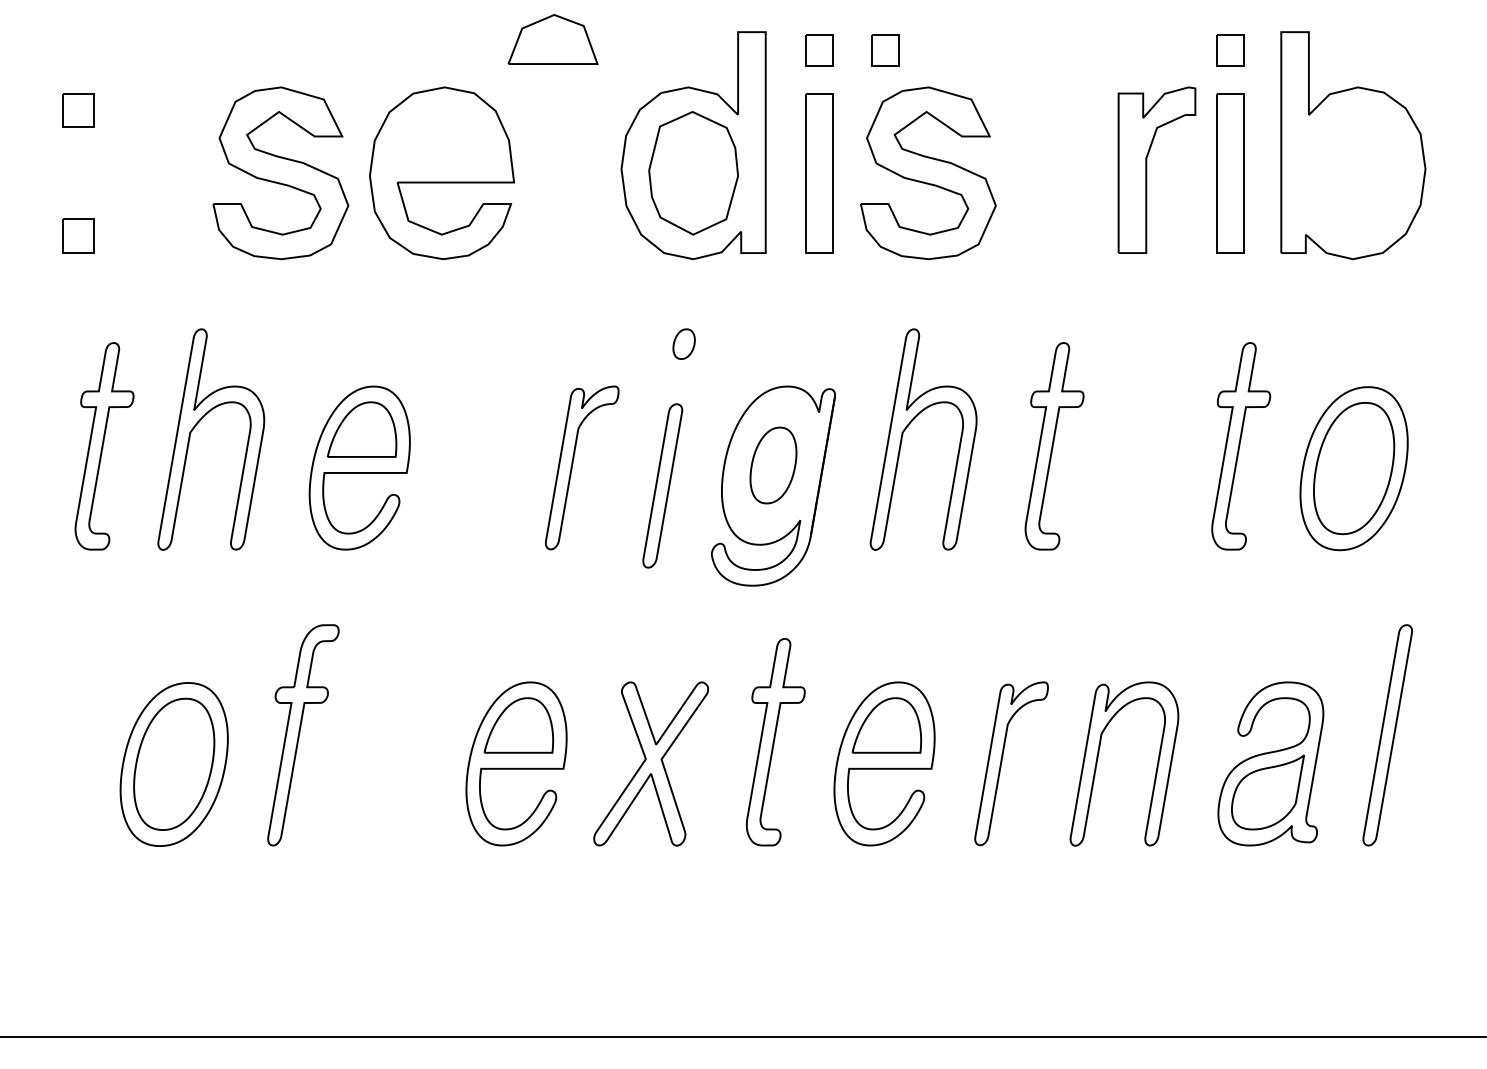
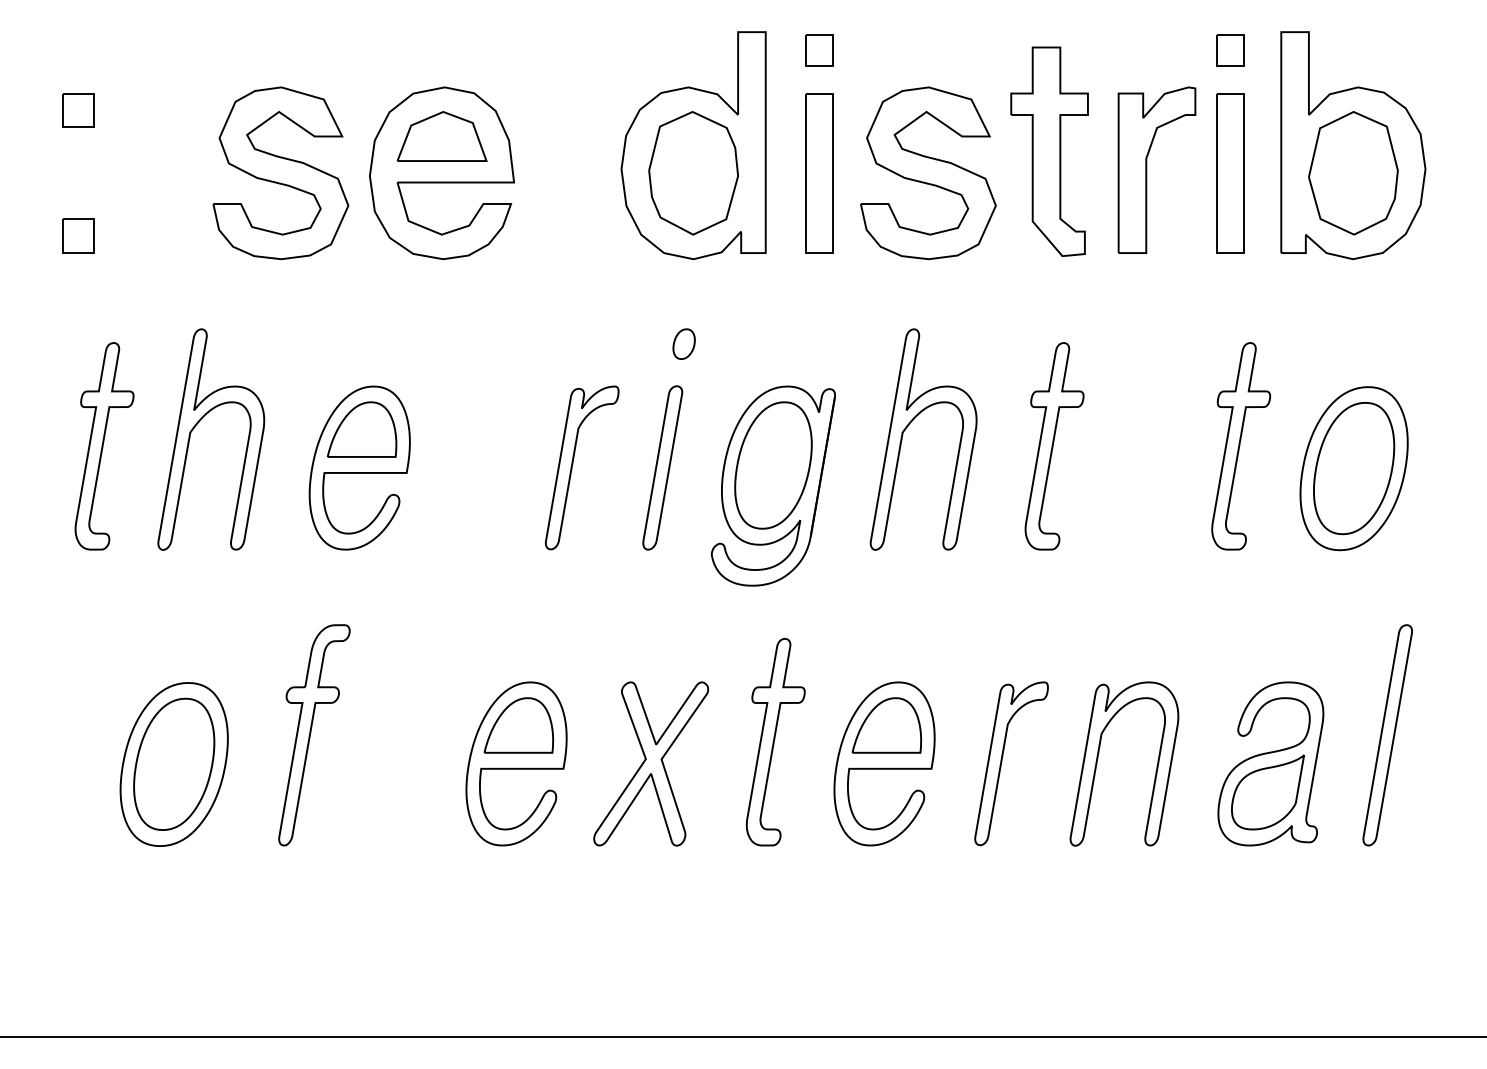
part position: (552, 39) -> (441, 136) (441, 136)
part: present -> none (885, 50)
part: none -> present (1049, 151)
part: none -> present (1353, 173)
part size: 49x79 px -> 79x129 px (773, 465)
part position: (662, 485) -> (662, 467) (662, 467)
part position: (303, 735) -> (314, 735) (314, 735)
